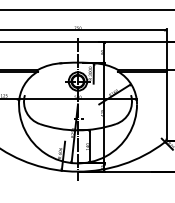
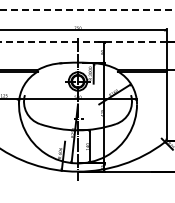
line: solid -> dashed (87, 9)
line: solid -> dashed (82, 41)
